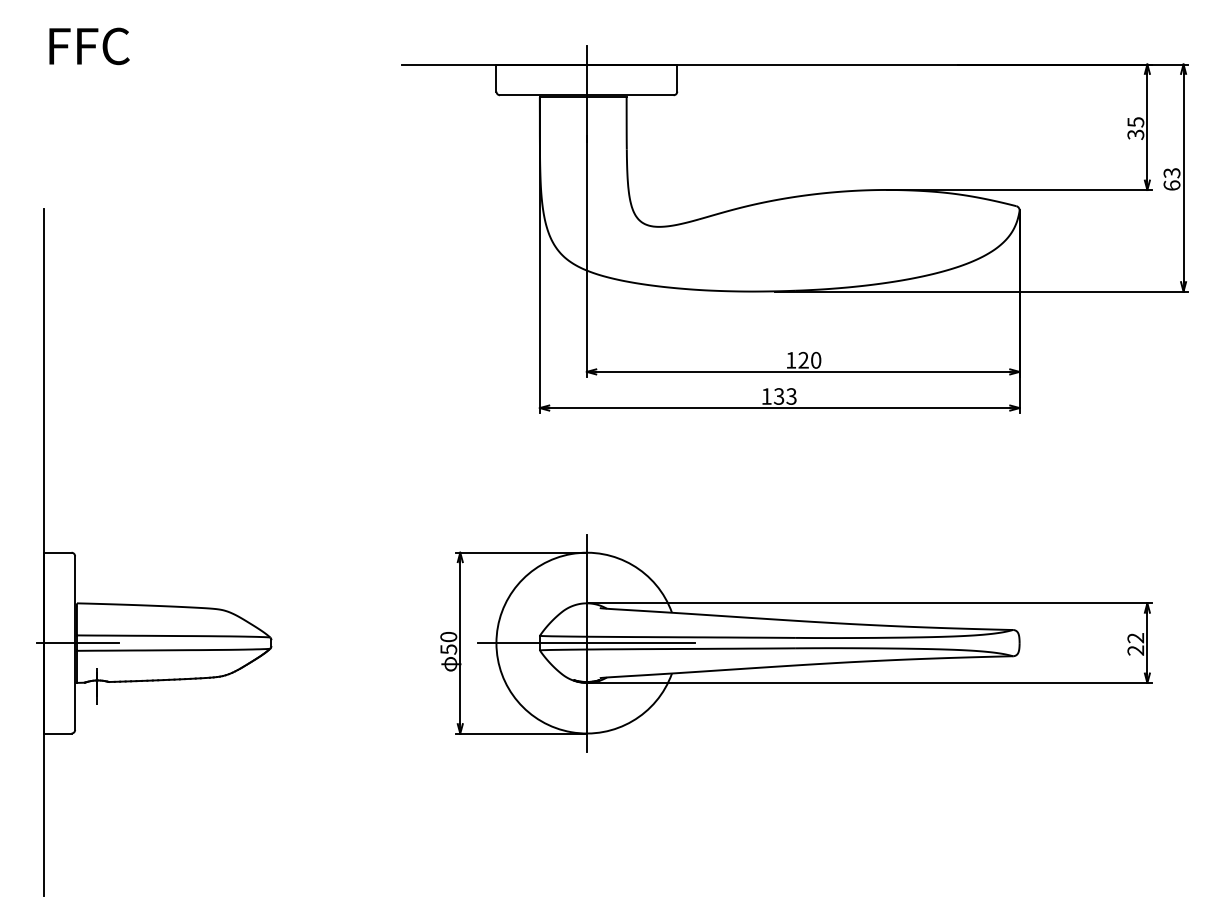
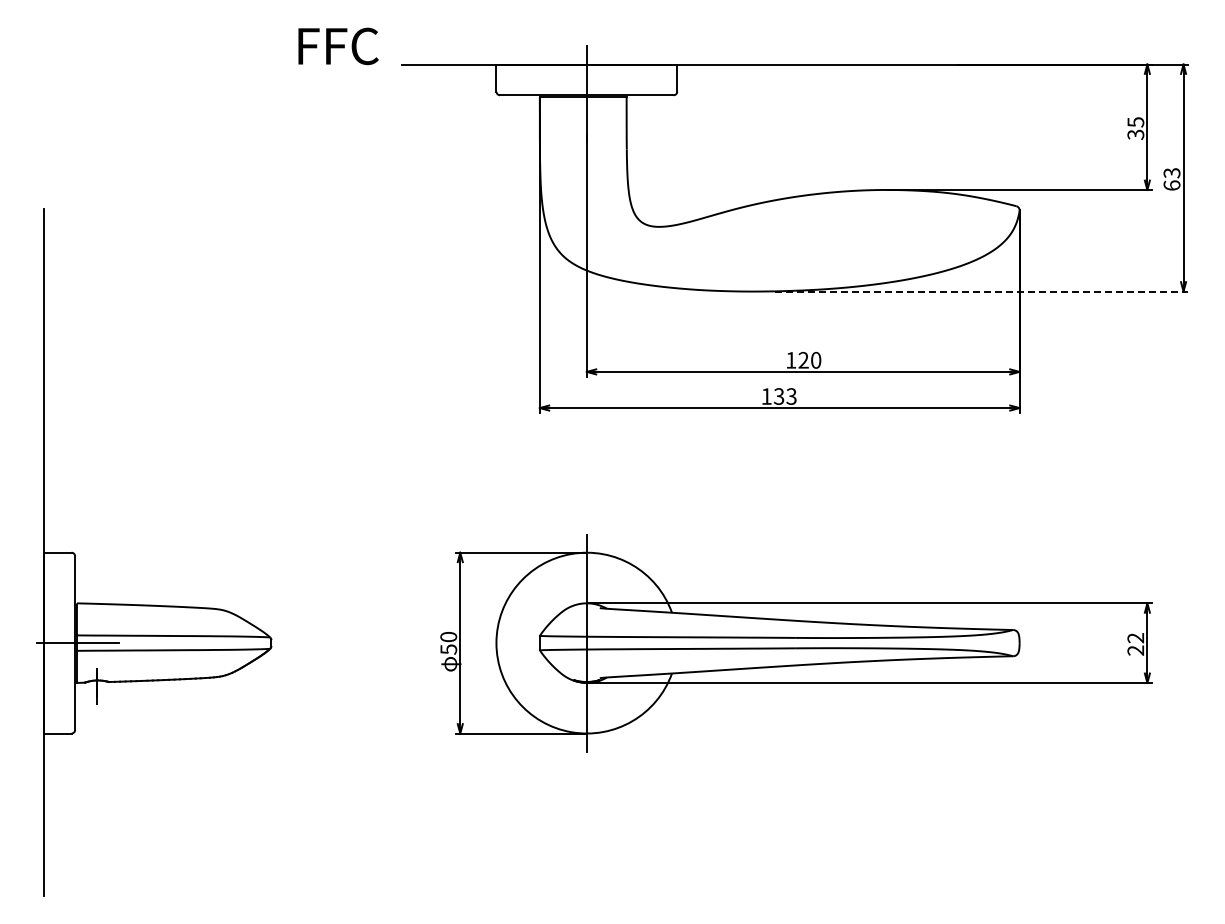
text position: (89, 46) -> (338, 46) (338, 46)
line: solid -> dashed (982, 291)
line: present -> none (586, 643)
